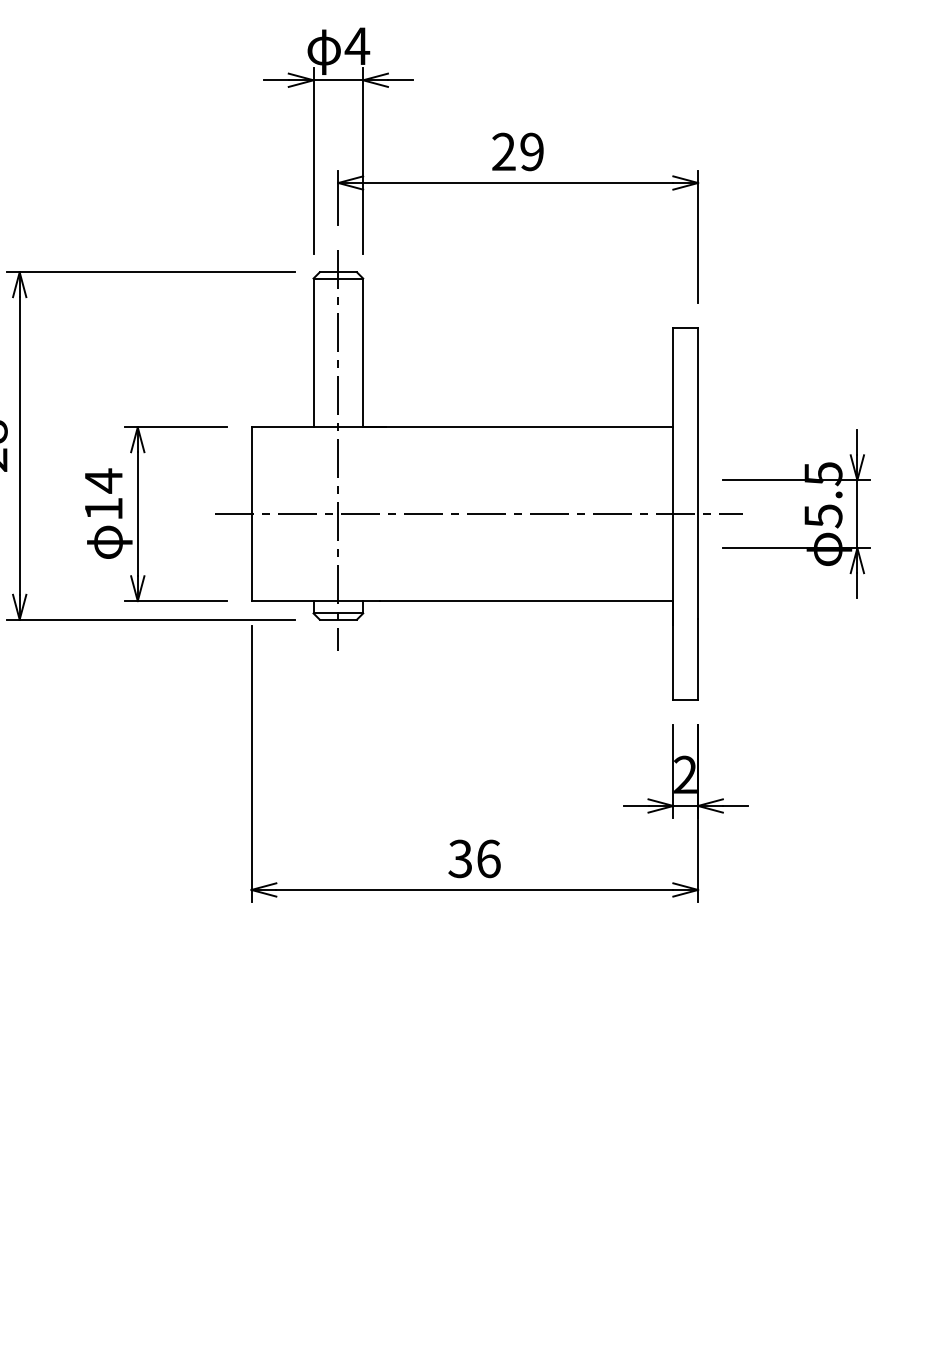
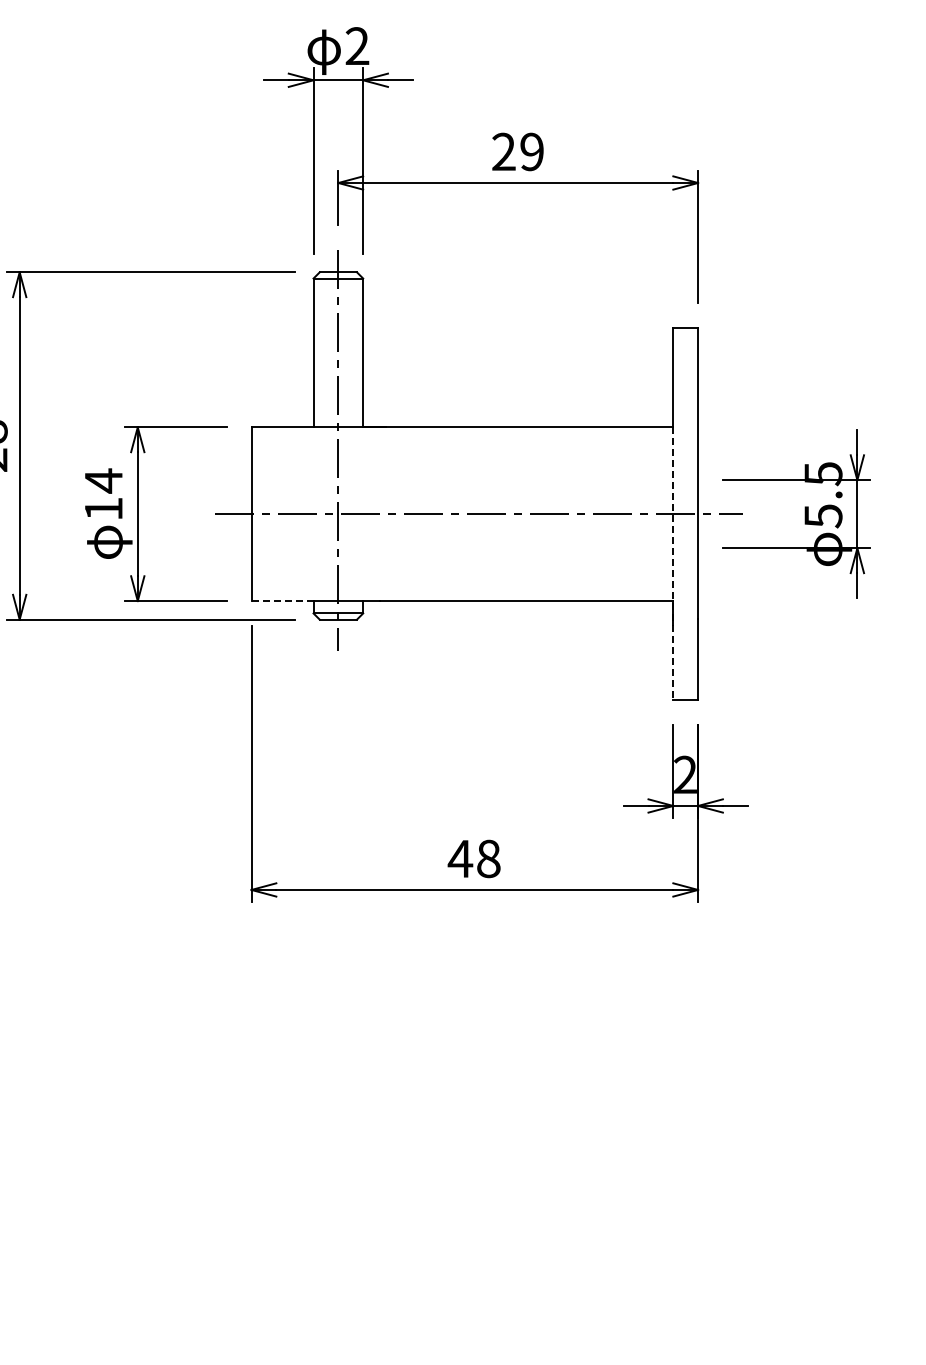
text: 4 -> 2 (357, 45)
line: solid -> dashed (673, 564)
line: solid -> dashed (283, 601)
text: 36 -> 48 (473, 858)
